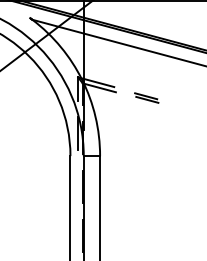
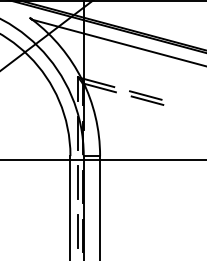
part size: 26x12 px -> 36x16 px (146, 97)
line: none -> present (102, 159)
line: none -> present (78, 182)
line: none -> present (78, 231)
